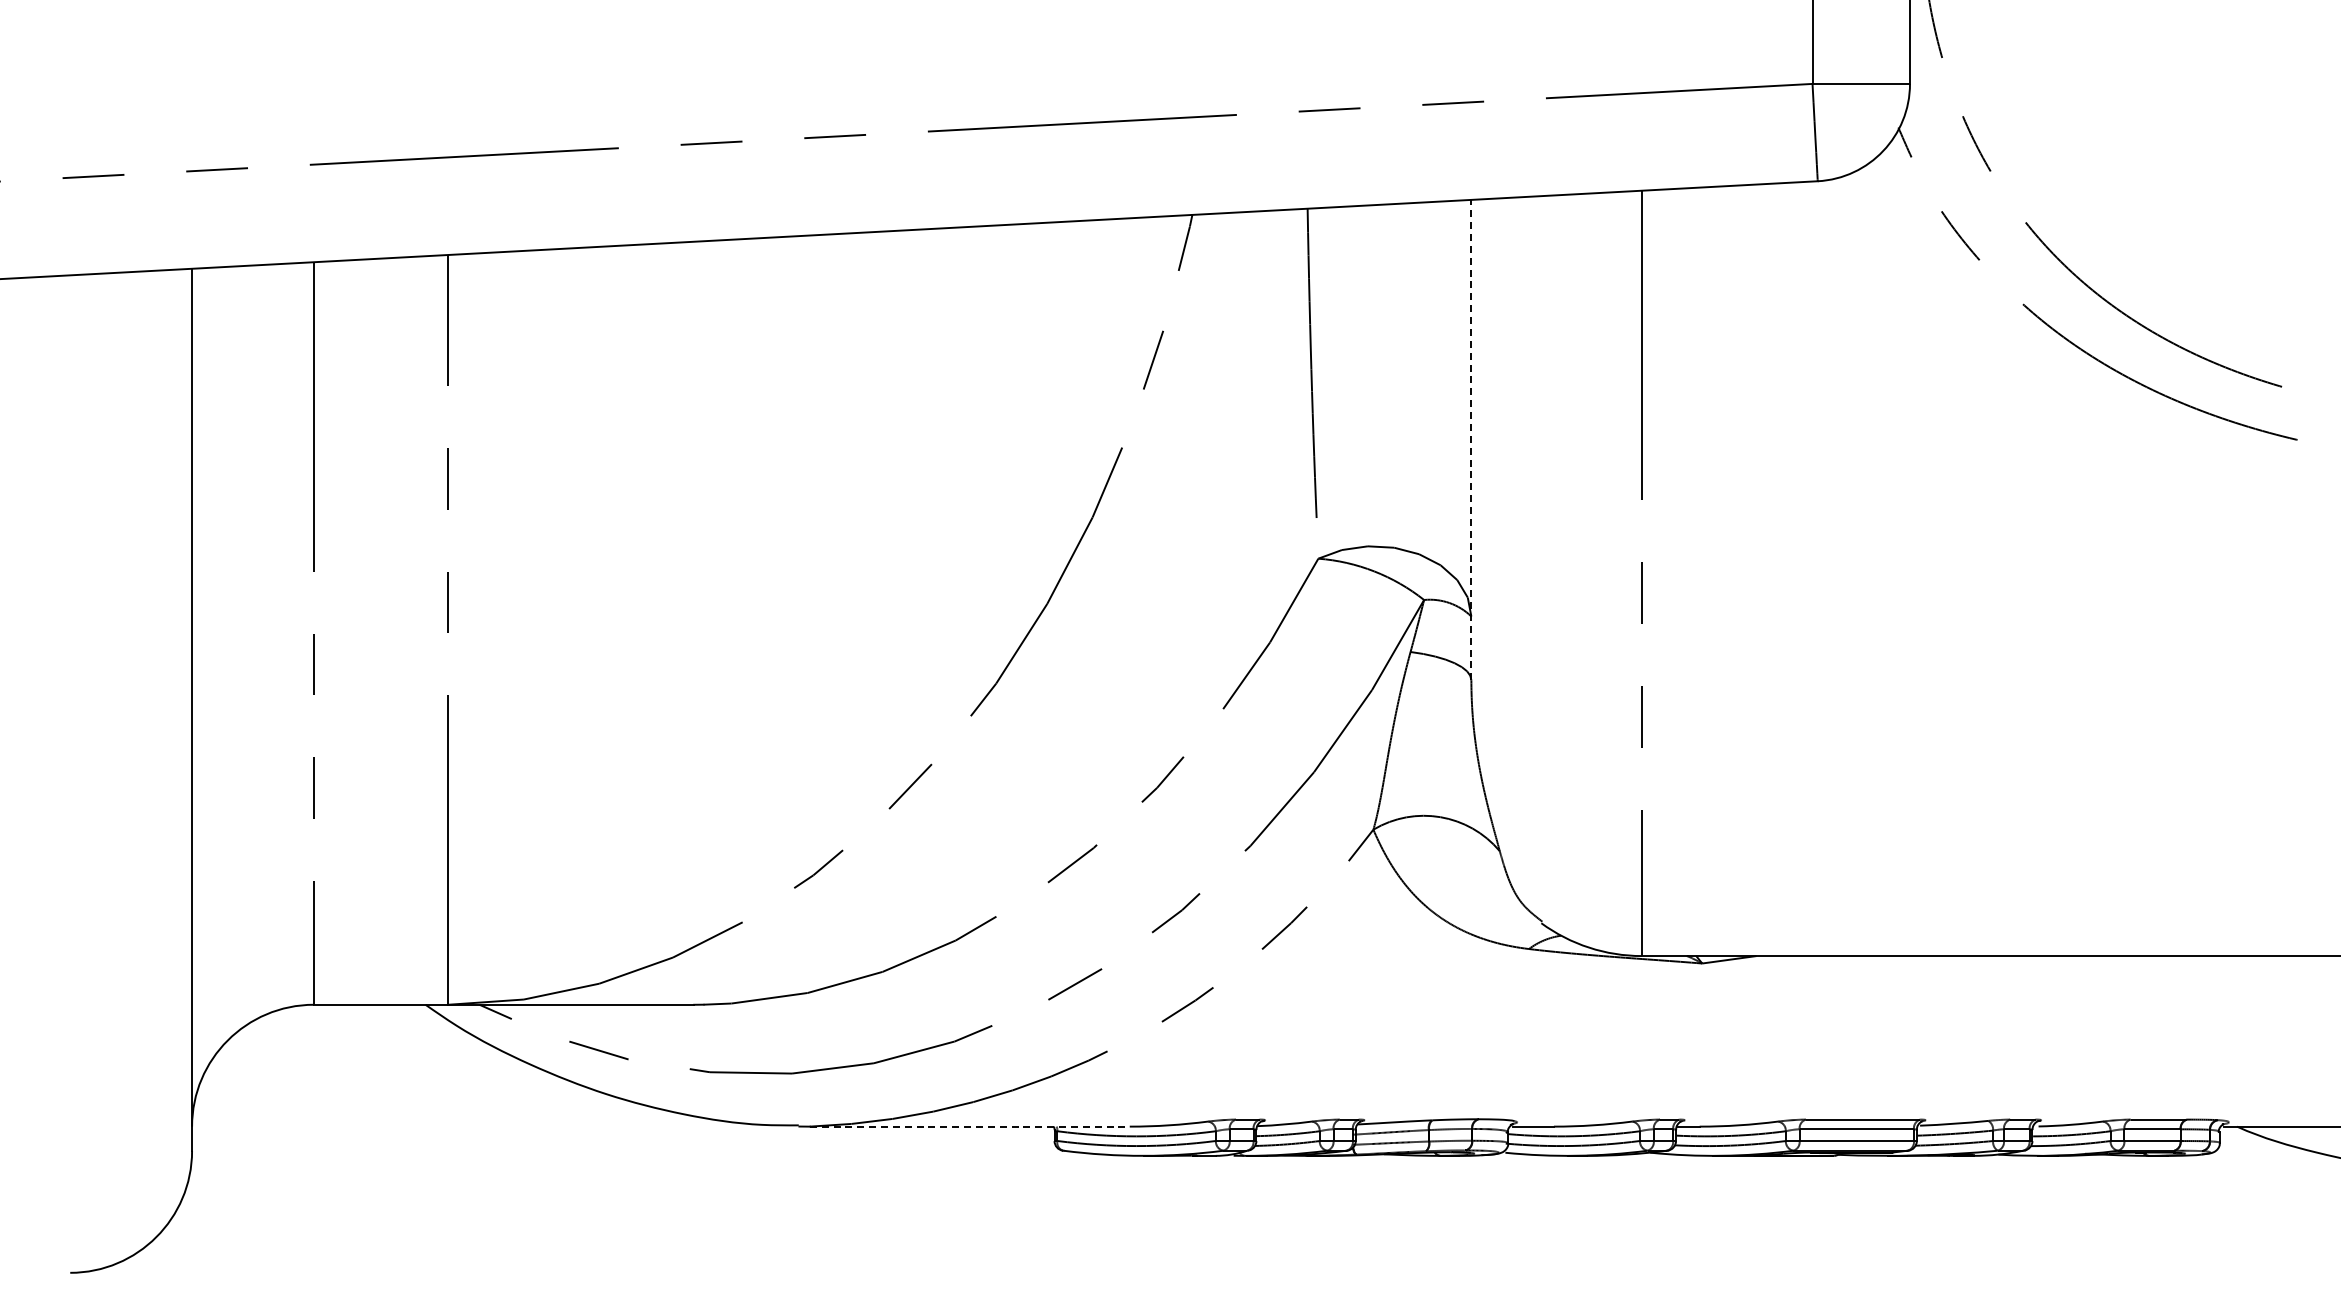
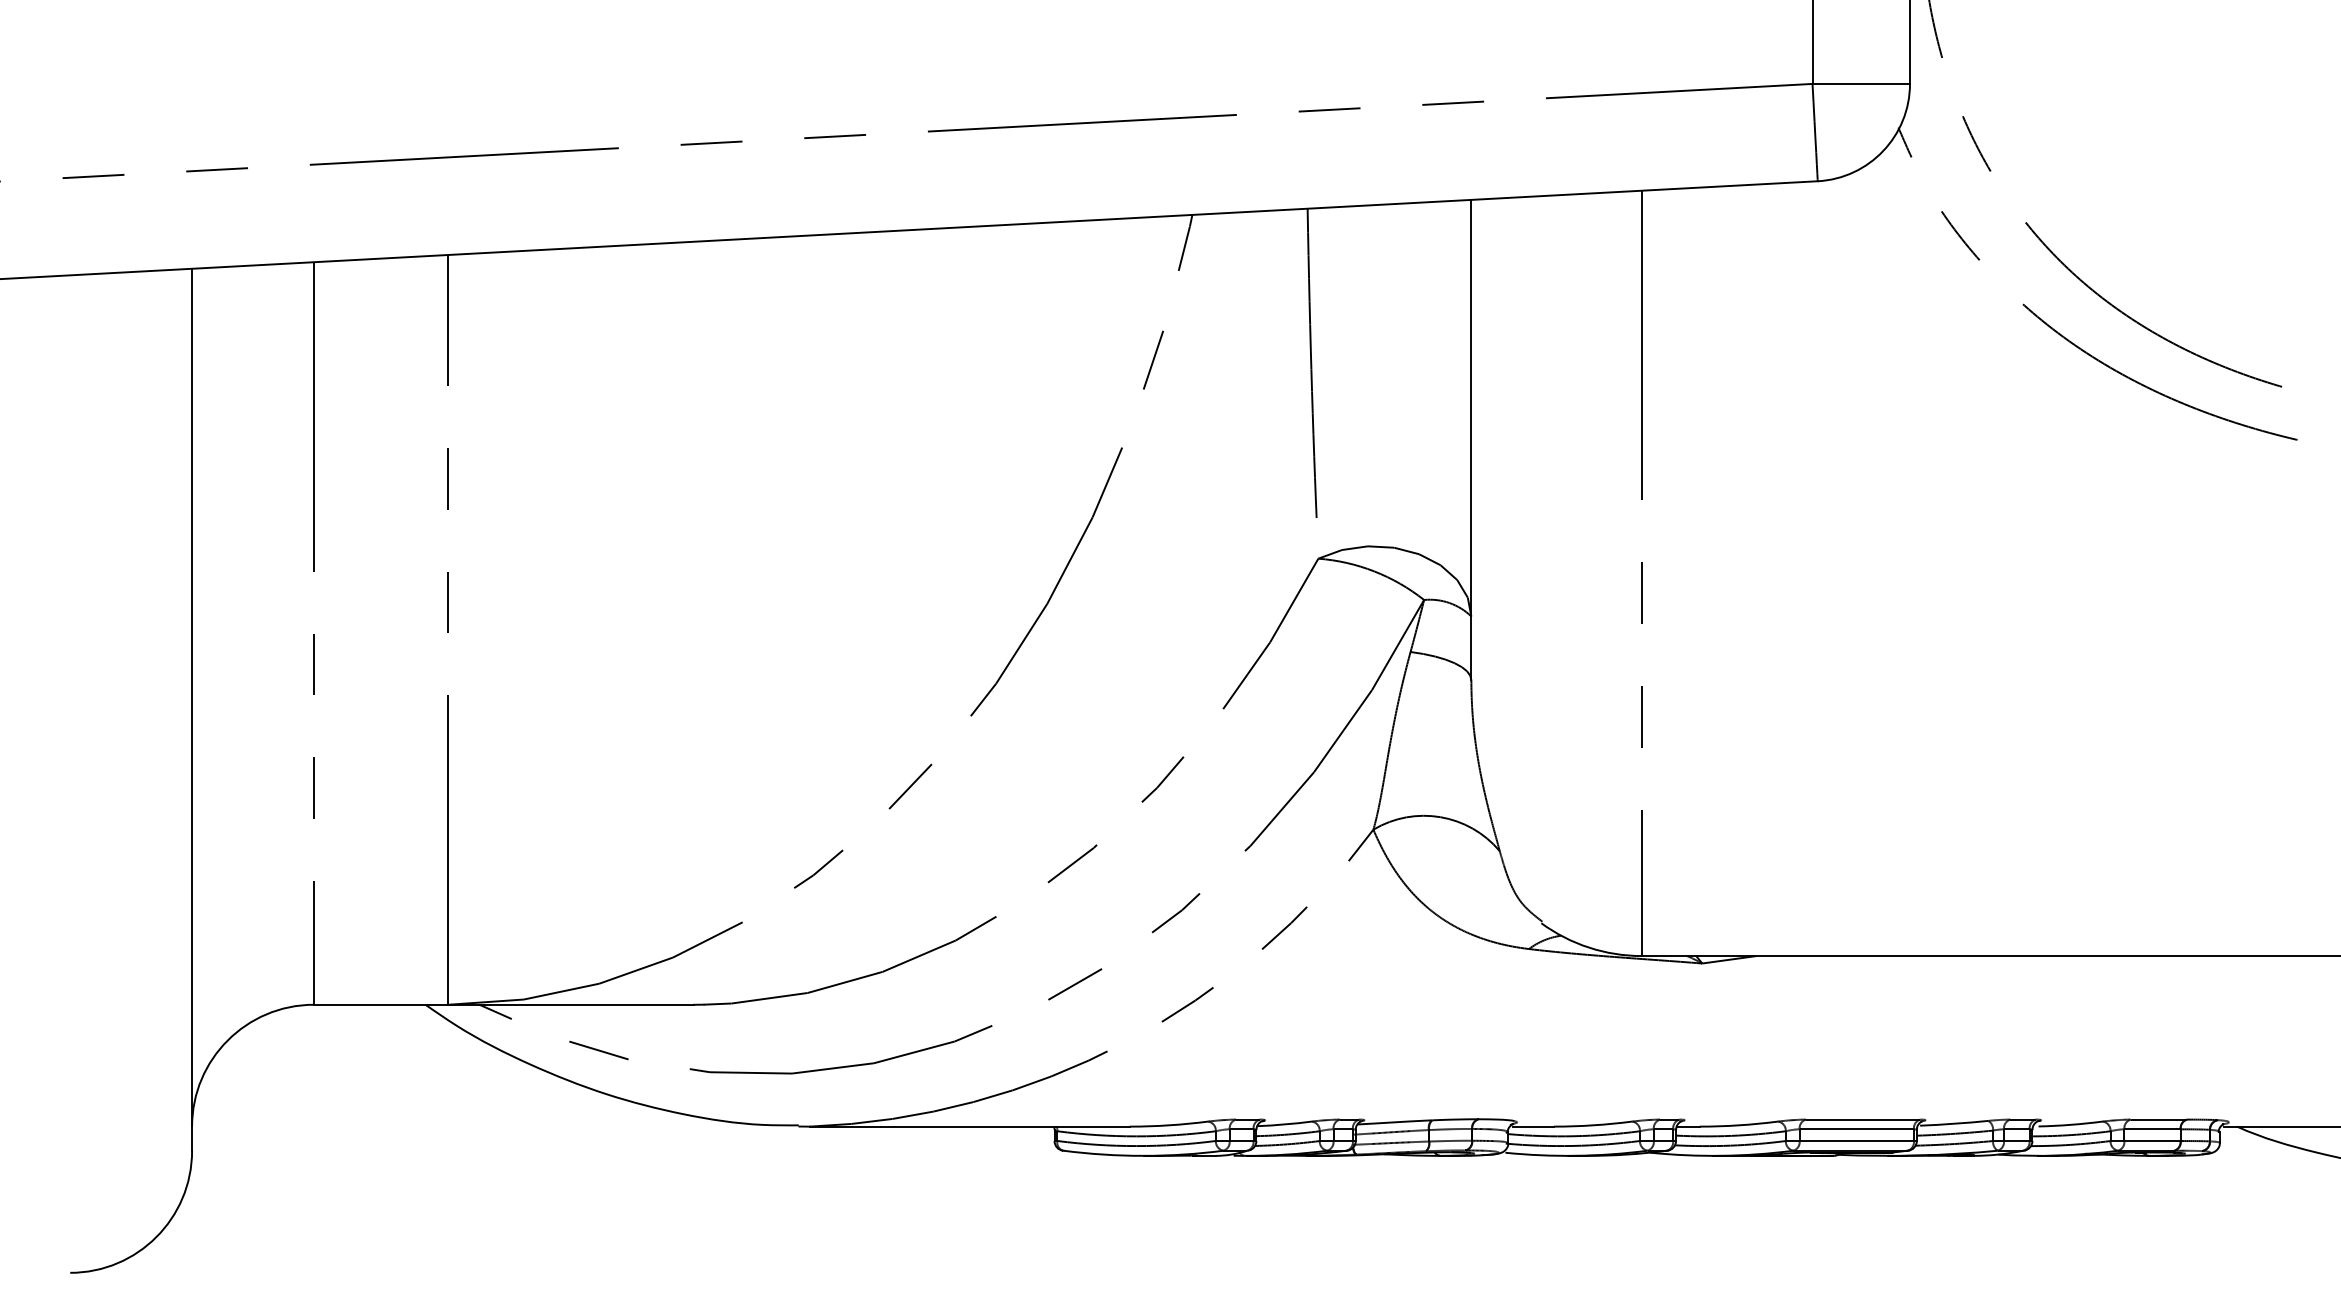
line: dashed -> solid (1471, 439)
line: dashed -> solid (969, 1126)
